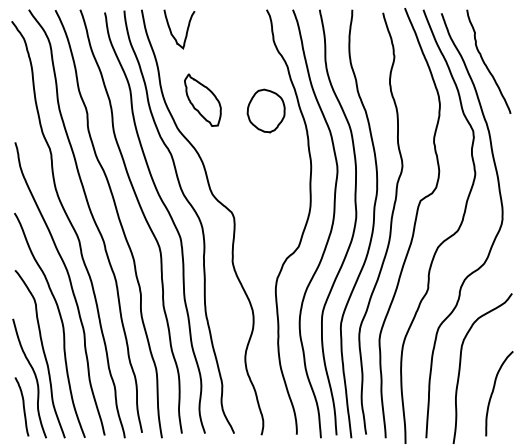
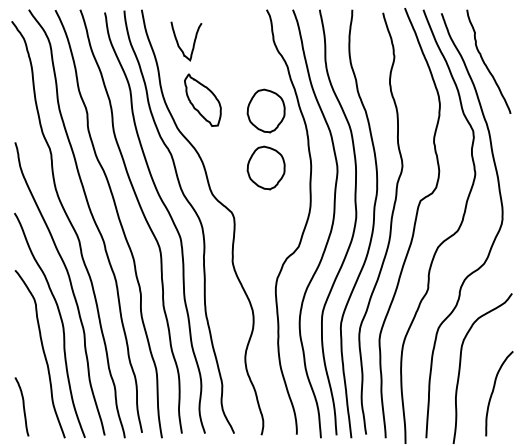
curve position: (186, 29) -> (193, 41) (193, 41)
part: none -> present (265, 167)
curve: present -> none (34, 376)
